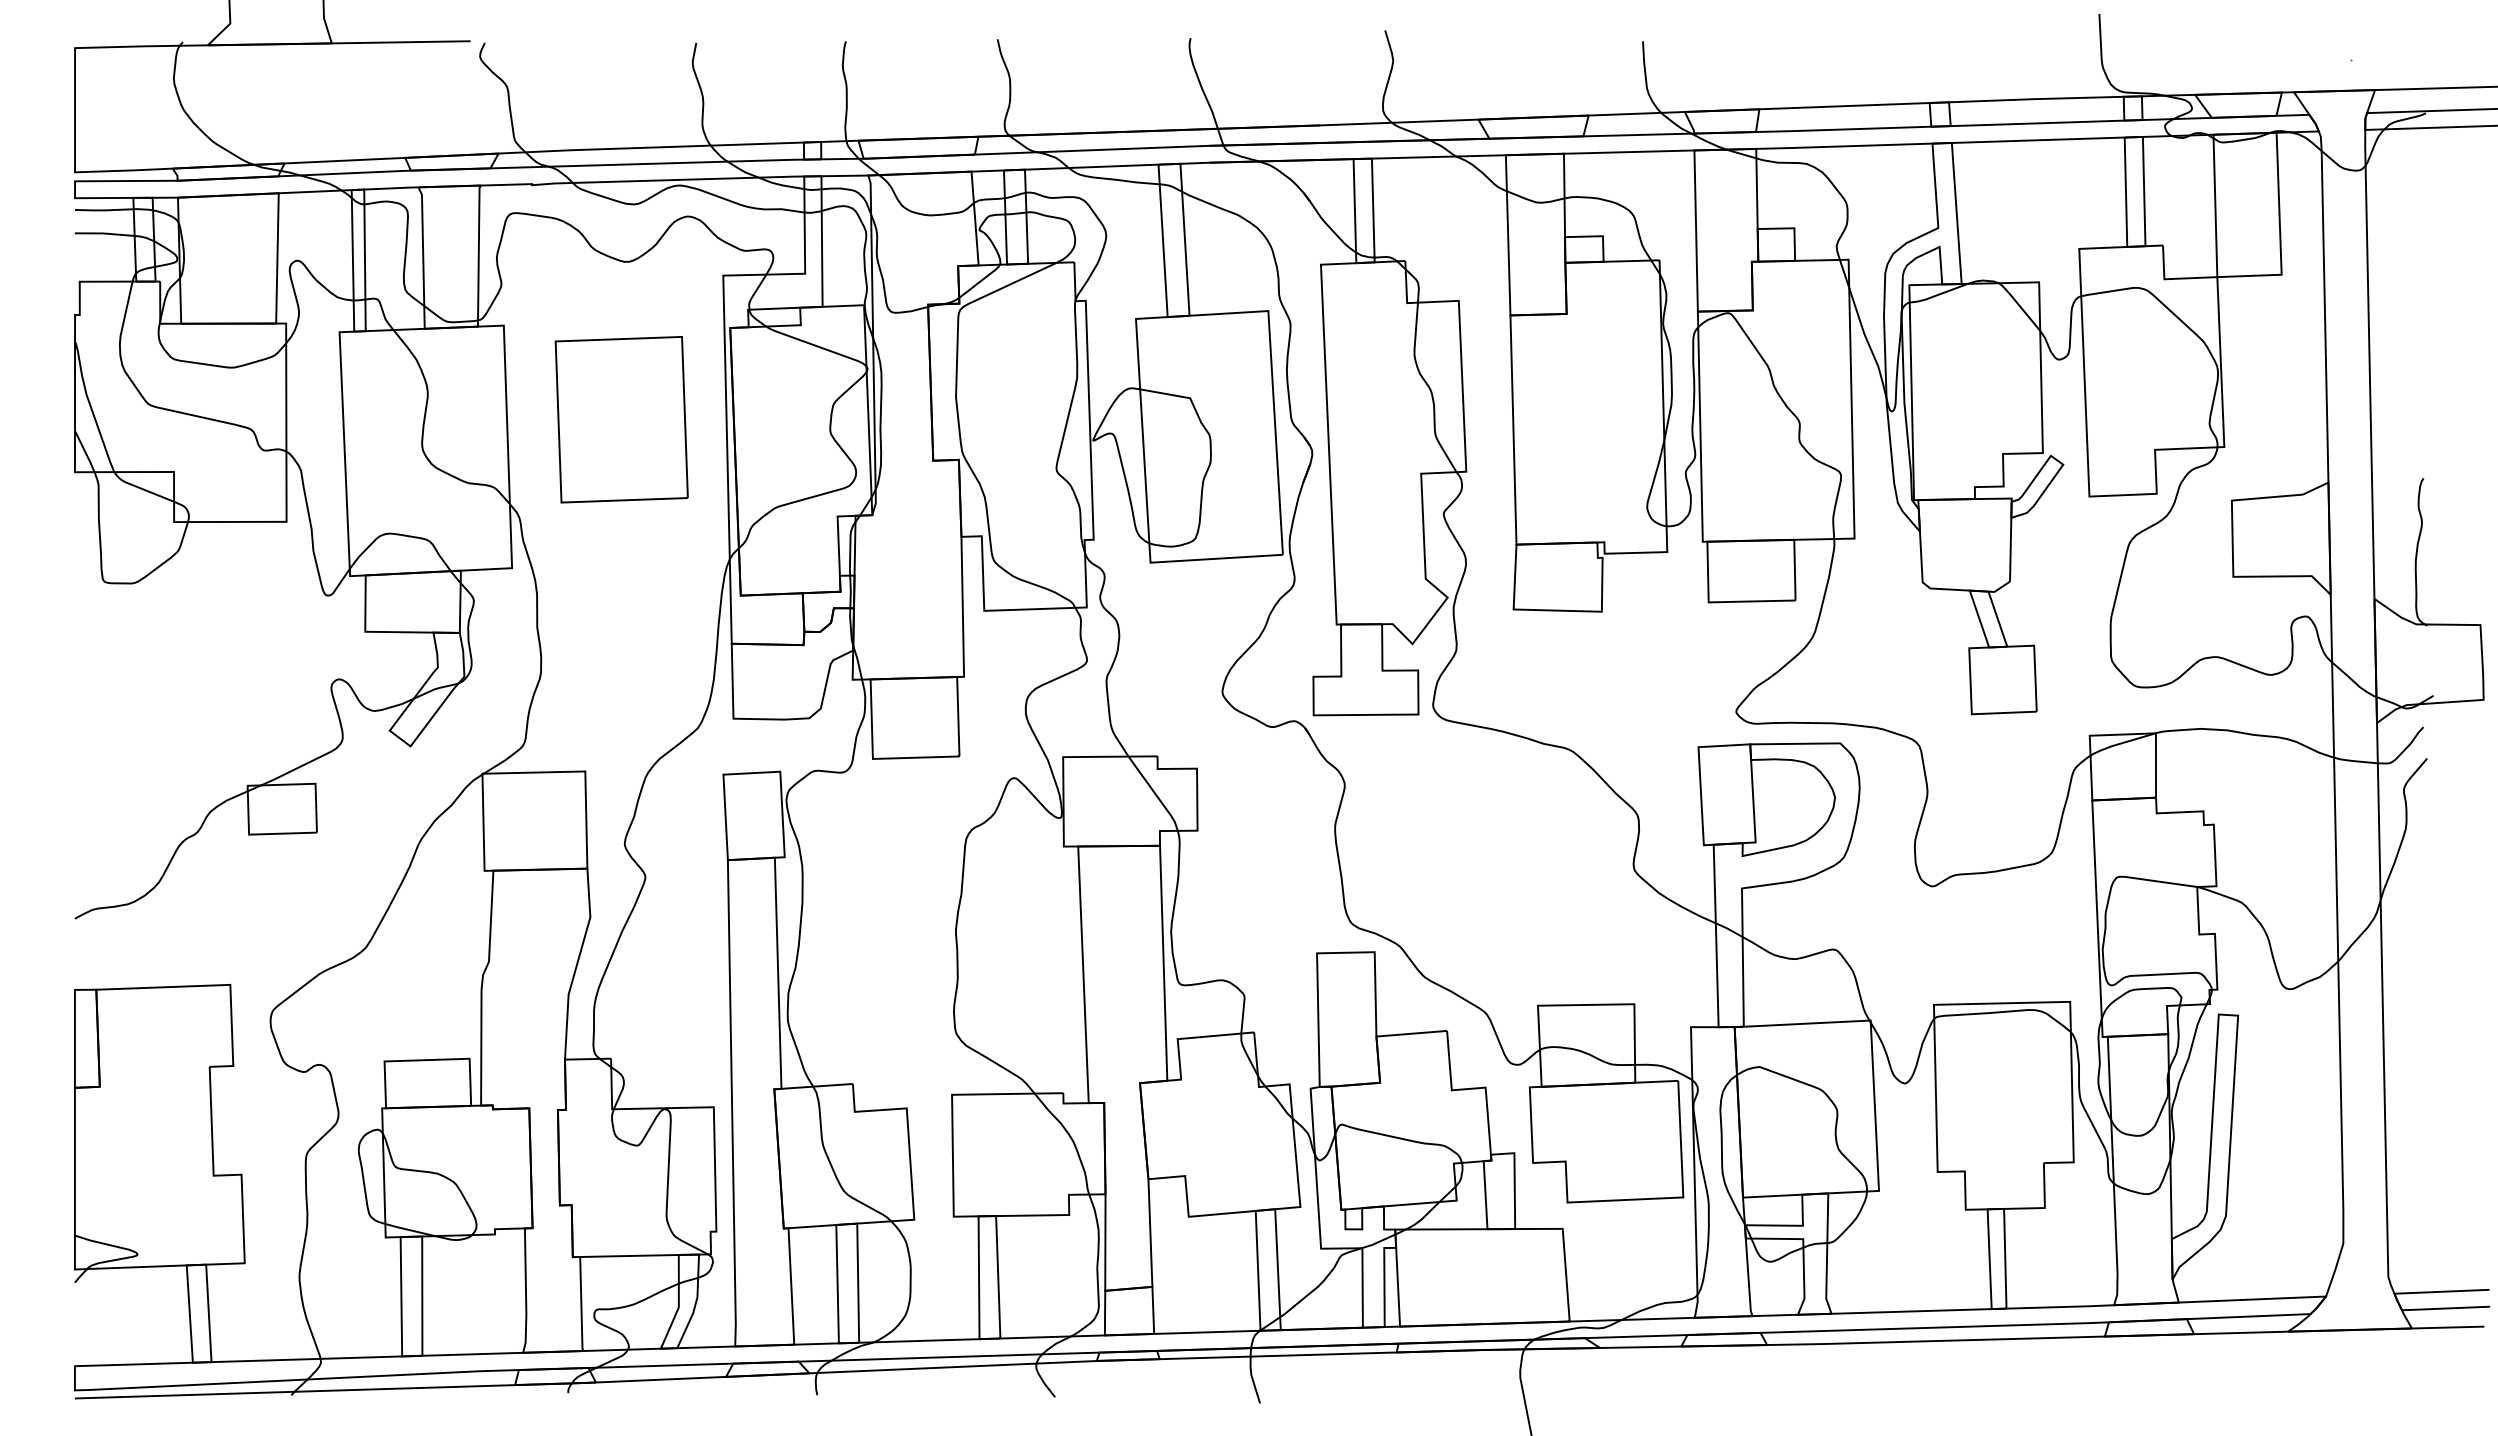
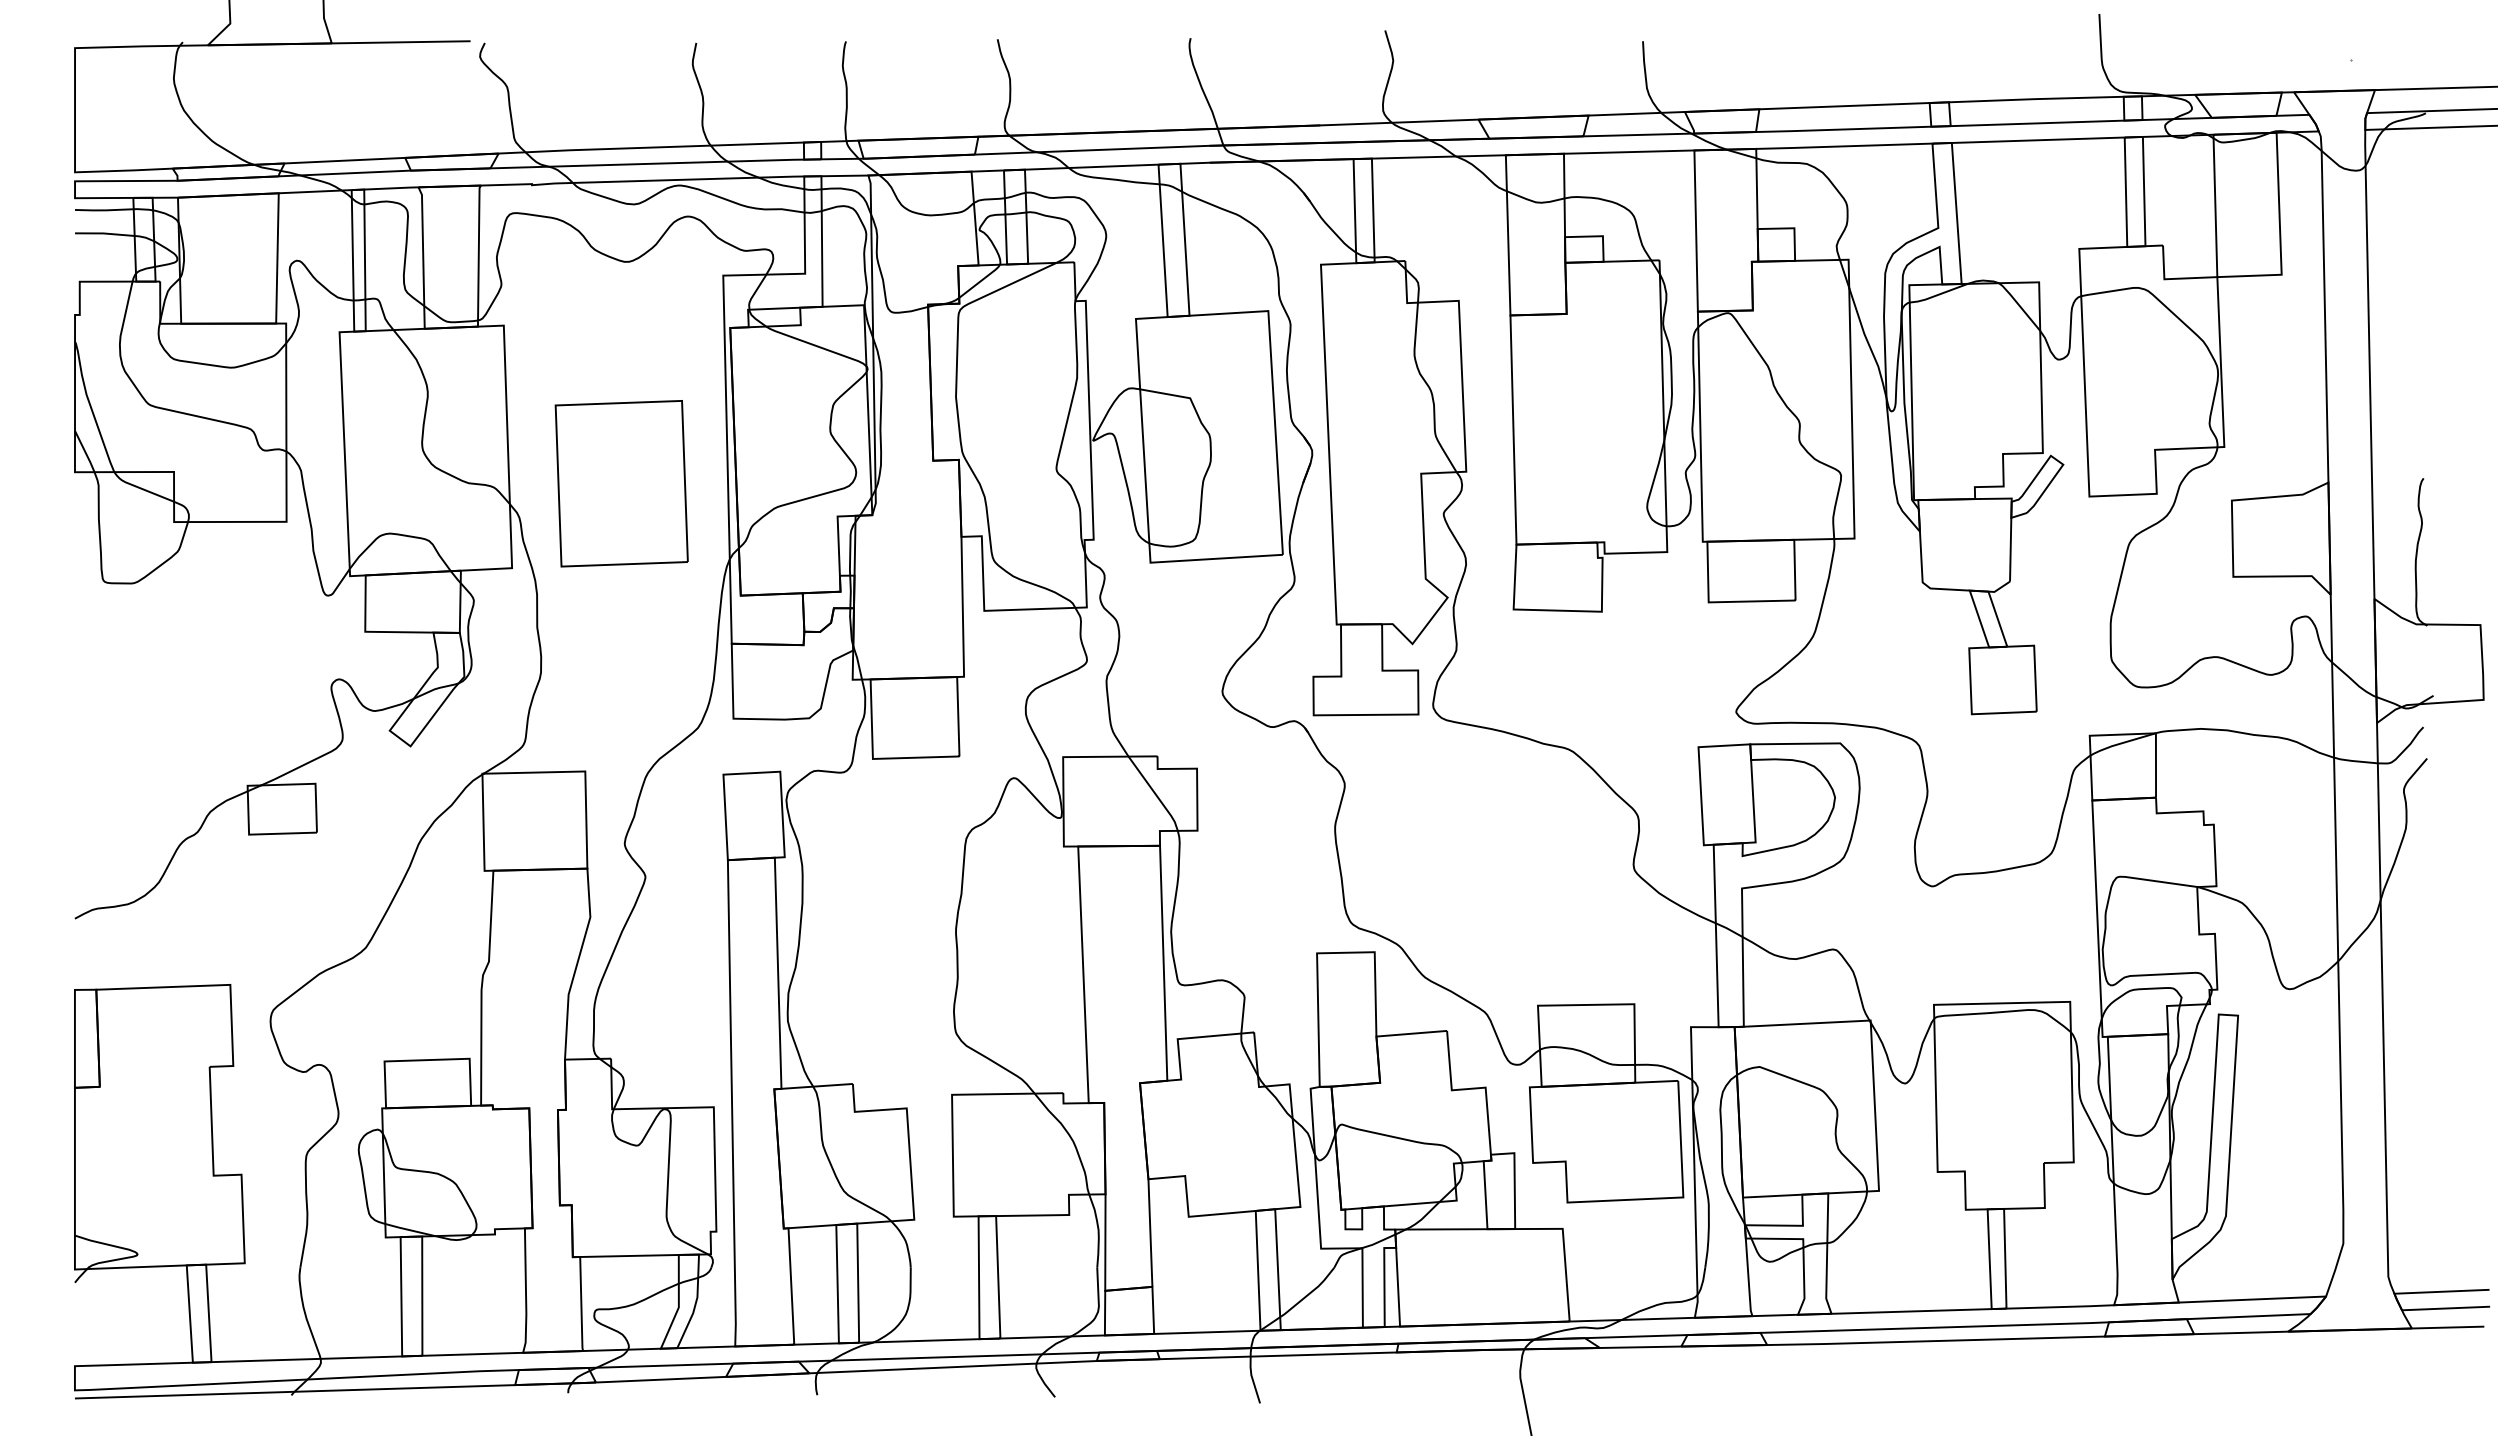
part position: (621, 419) -> (621, 483) (621, 483)
